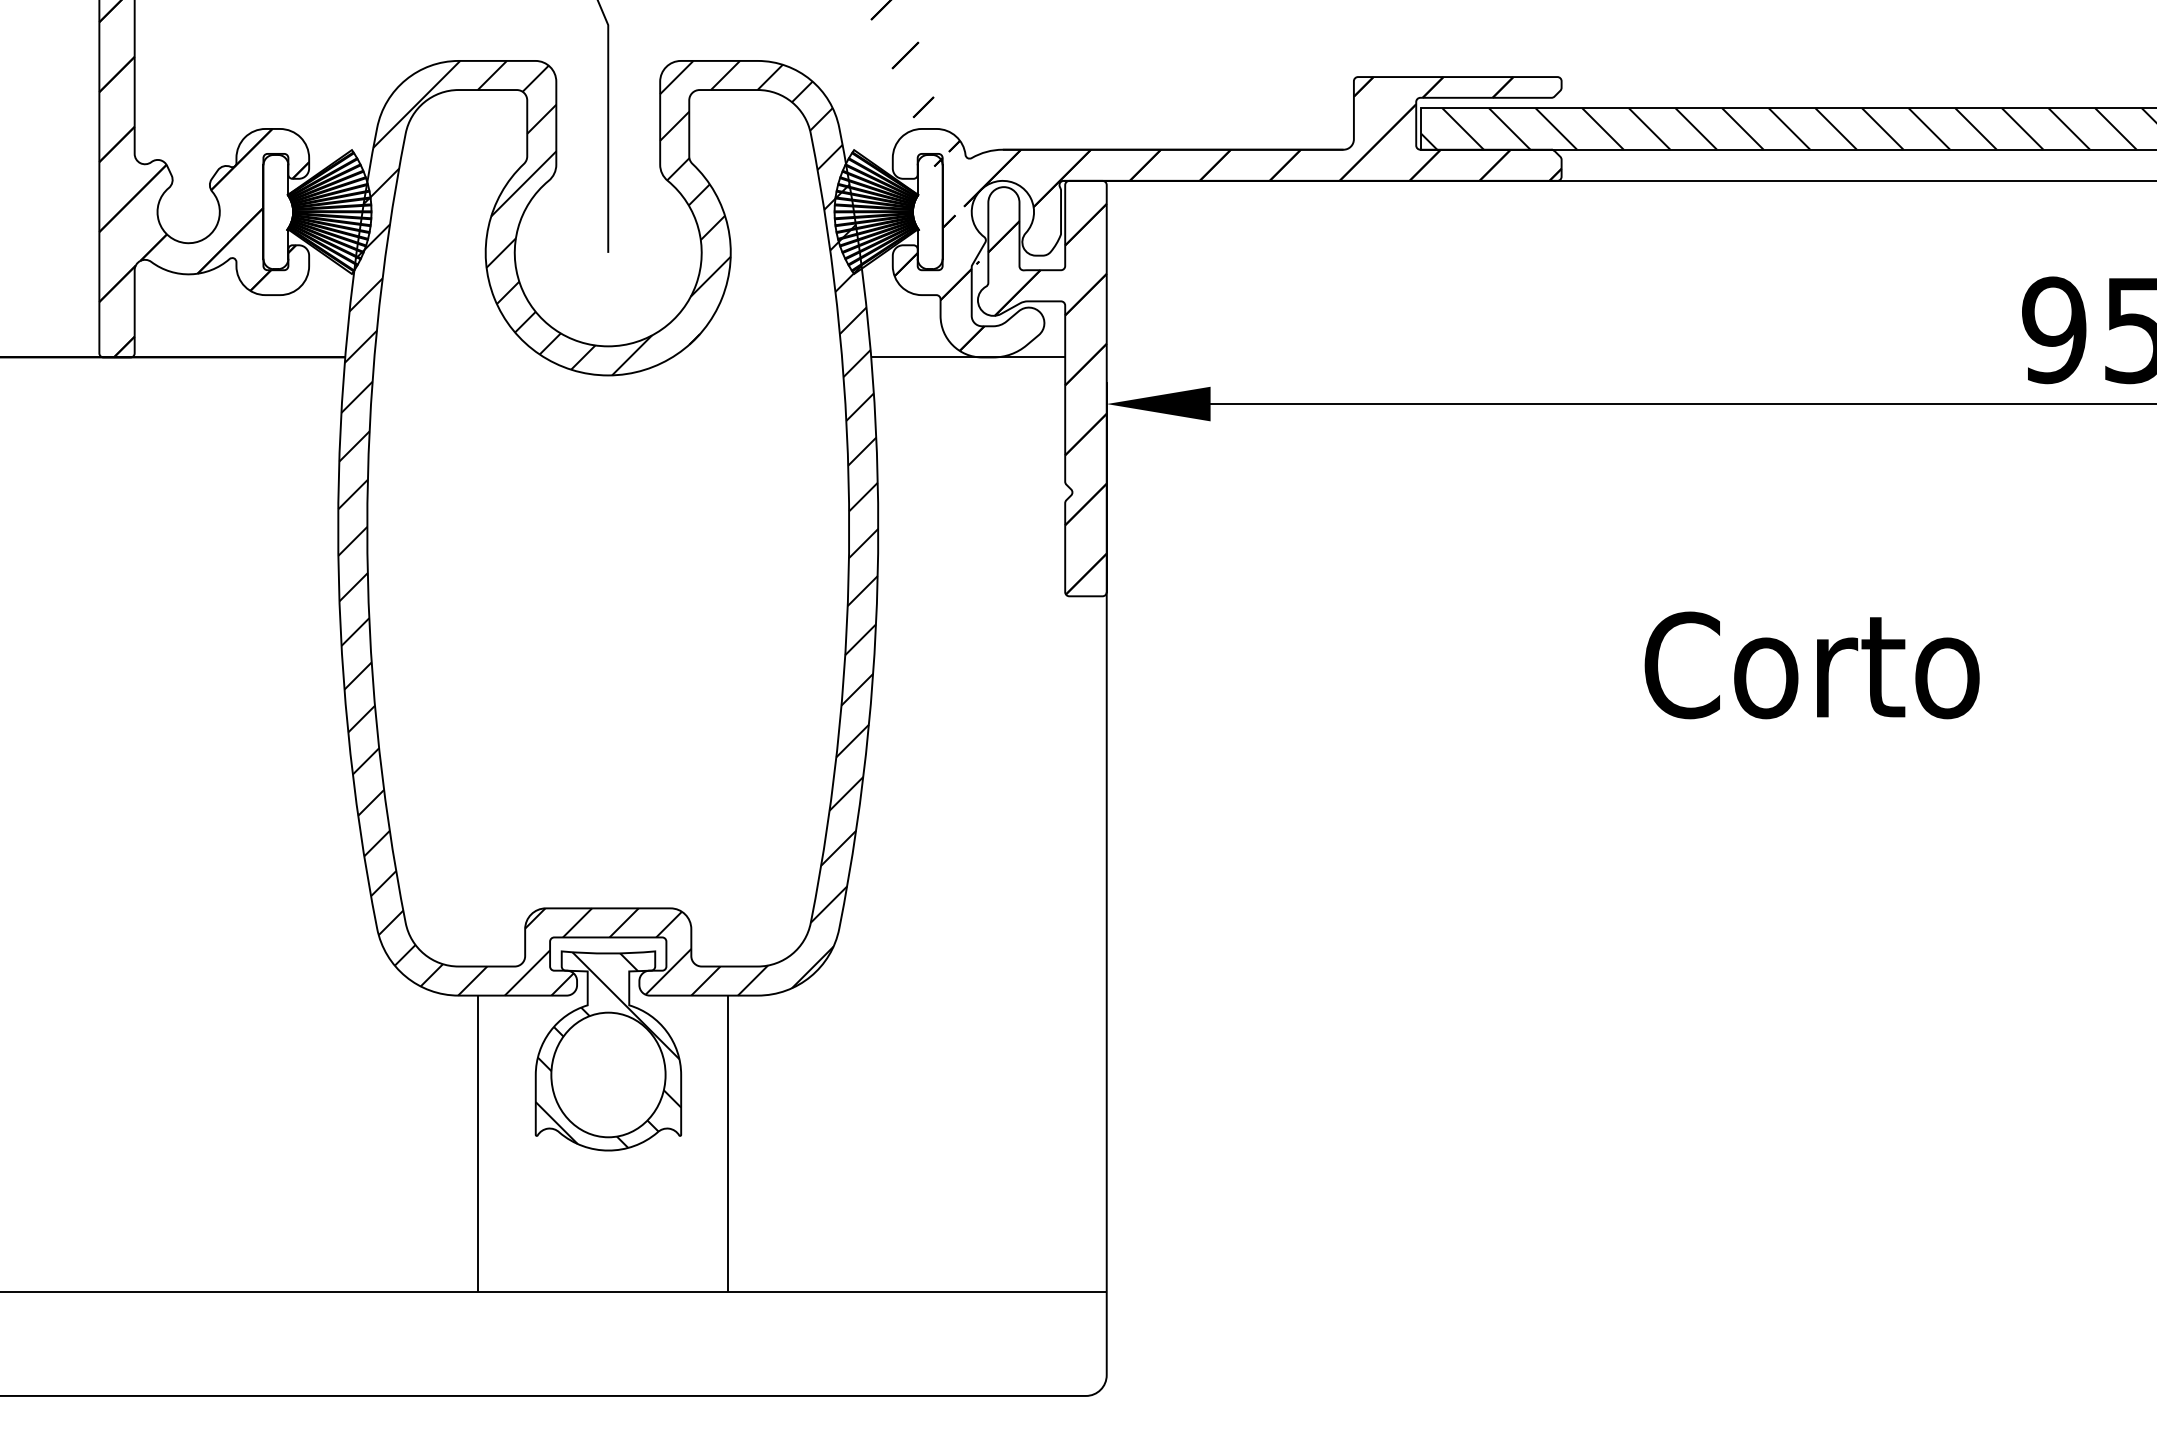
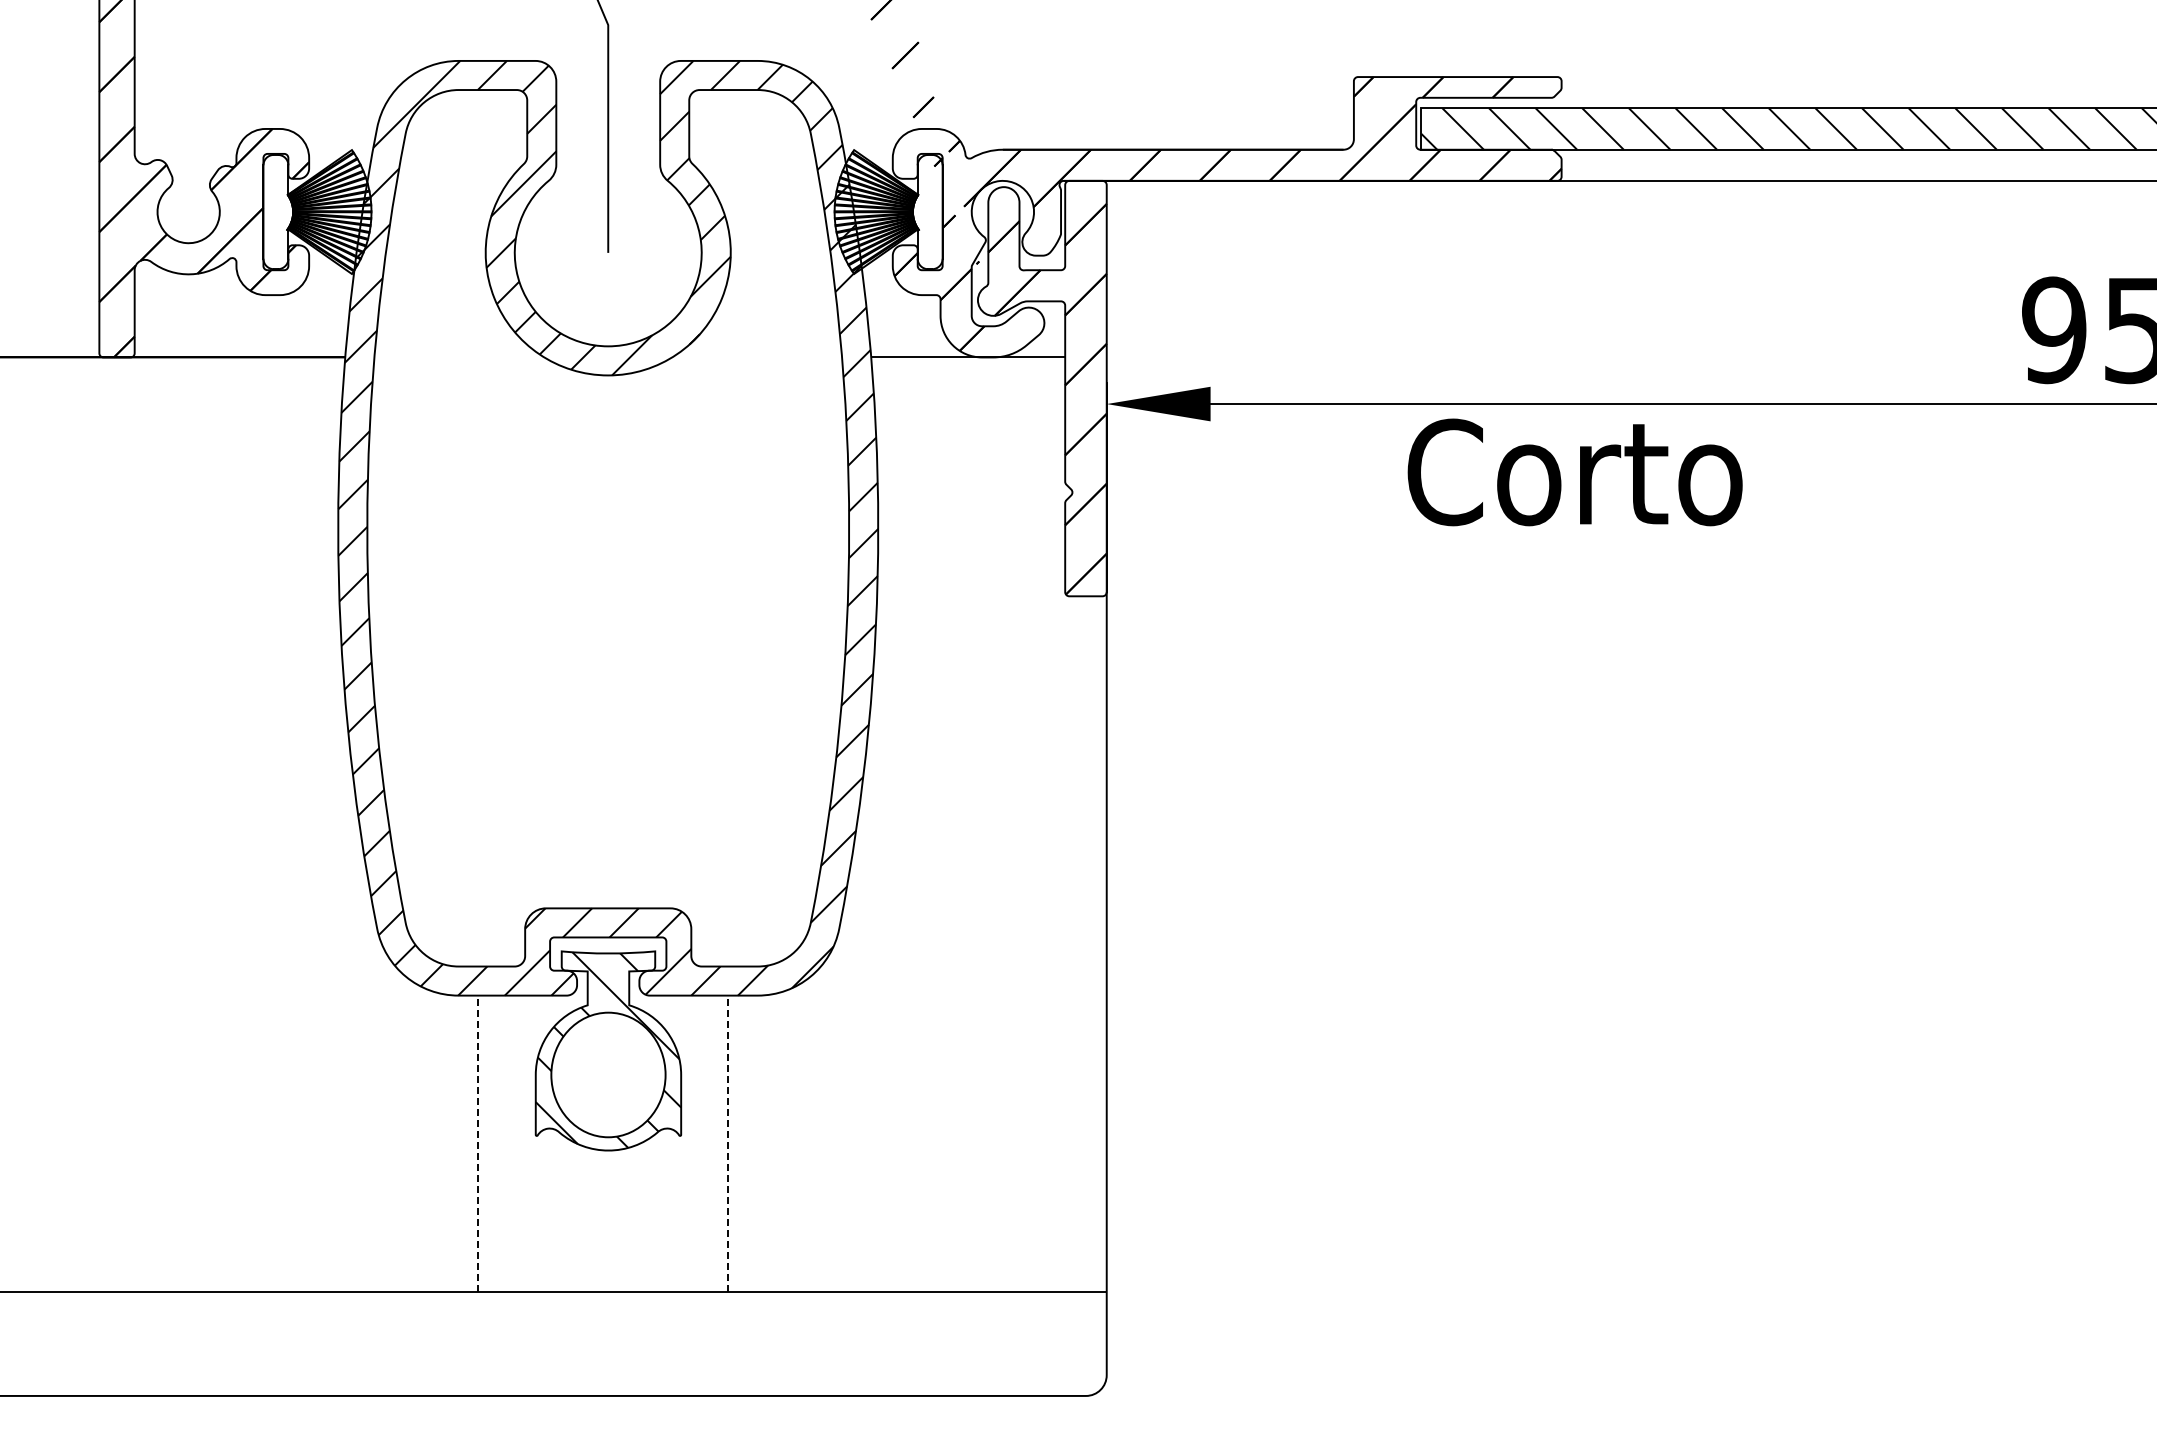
text position: (1811, 665) -> (1574, 472) (1574, 472)
line: solid -> dashed (478, 1143)
line: solid -> dashed (727, 1143)
